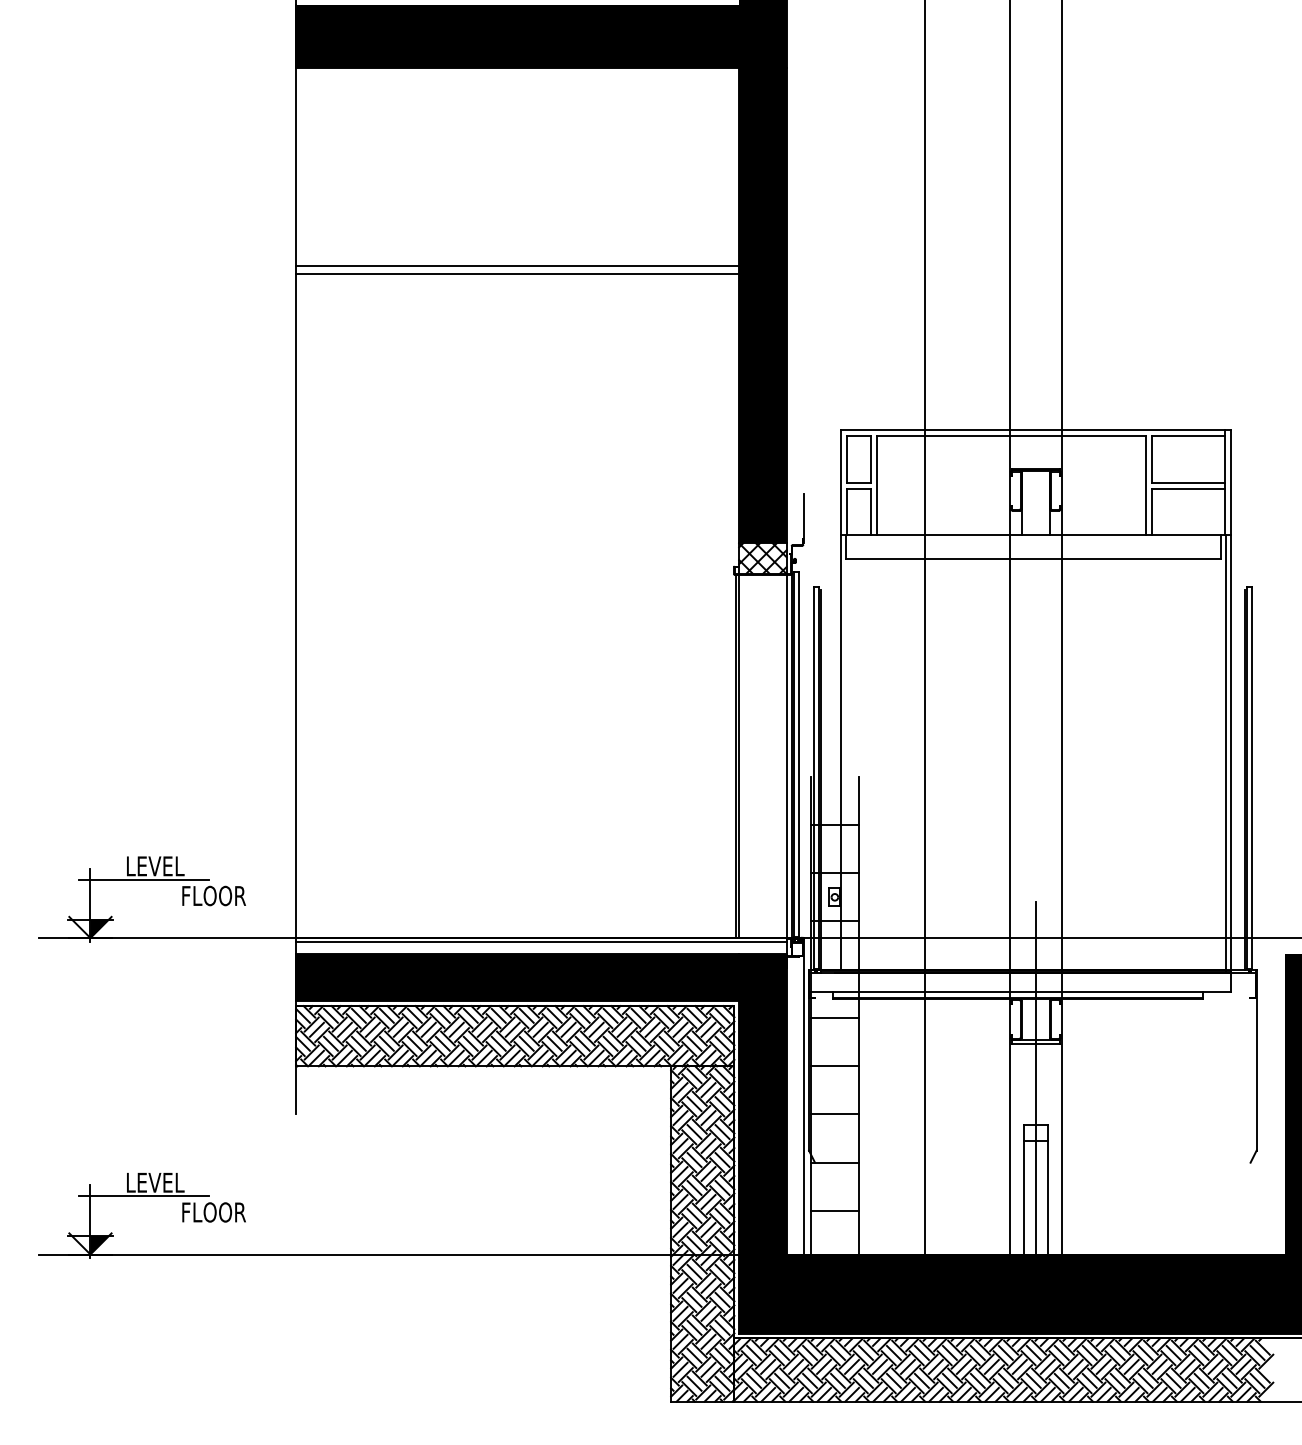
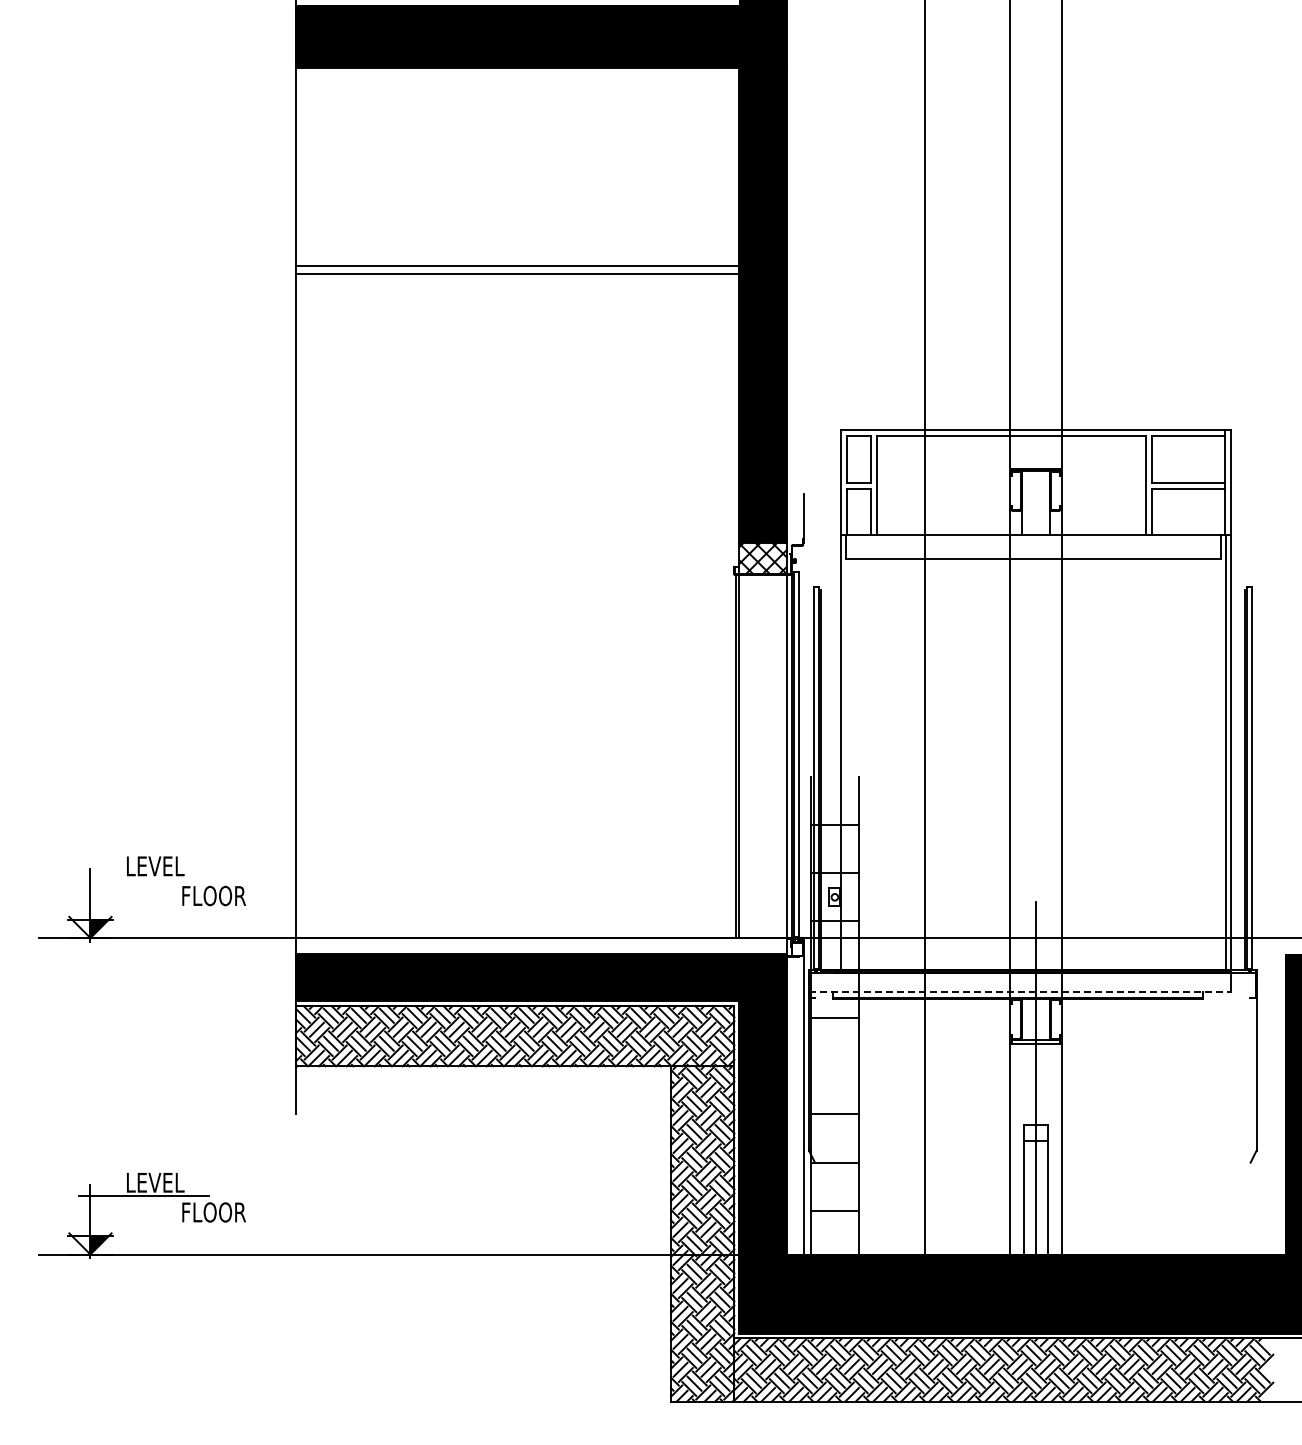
line: present -> none (144, 879)
line: present -> none (541, 942)
line: solid -> dashed (1020, 992)
line: present -> none (834, 1066)
